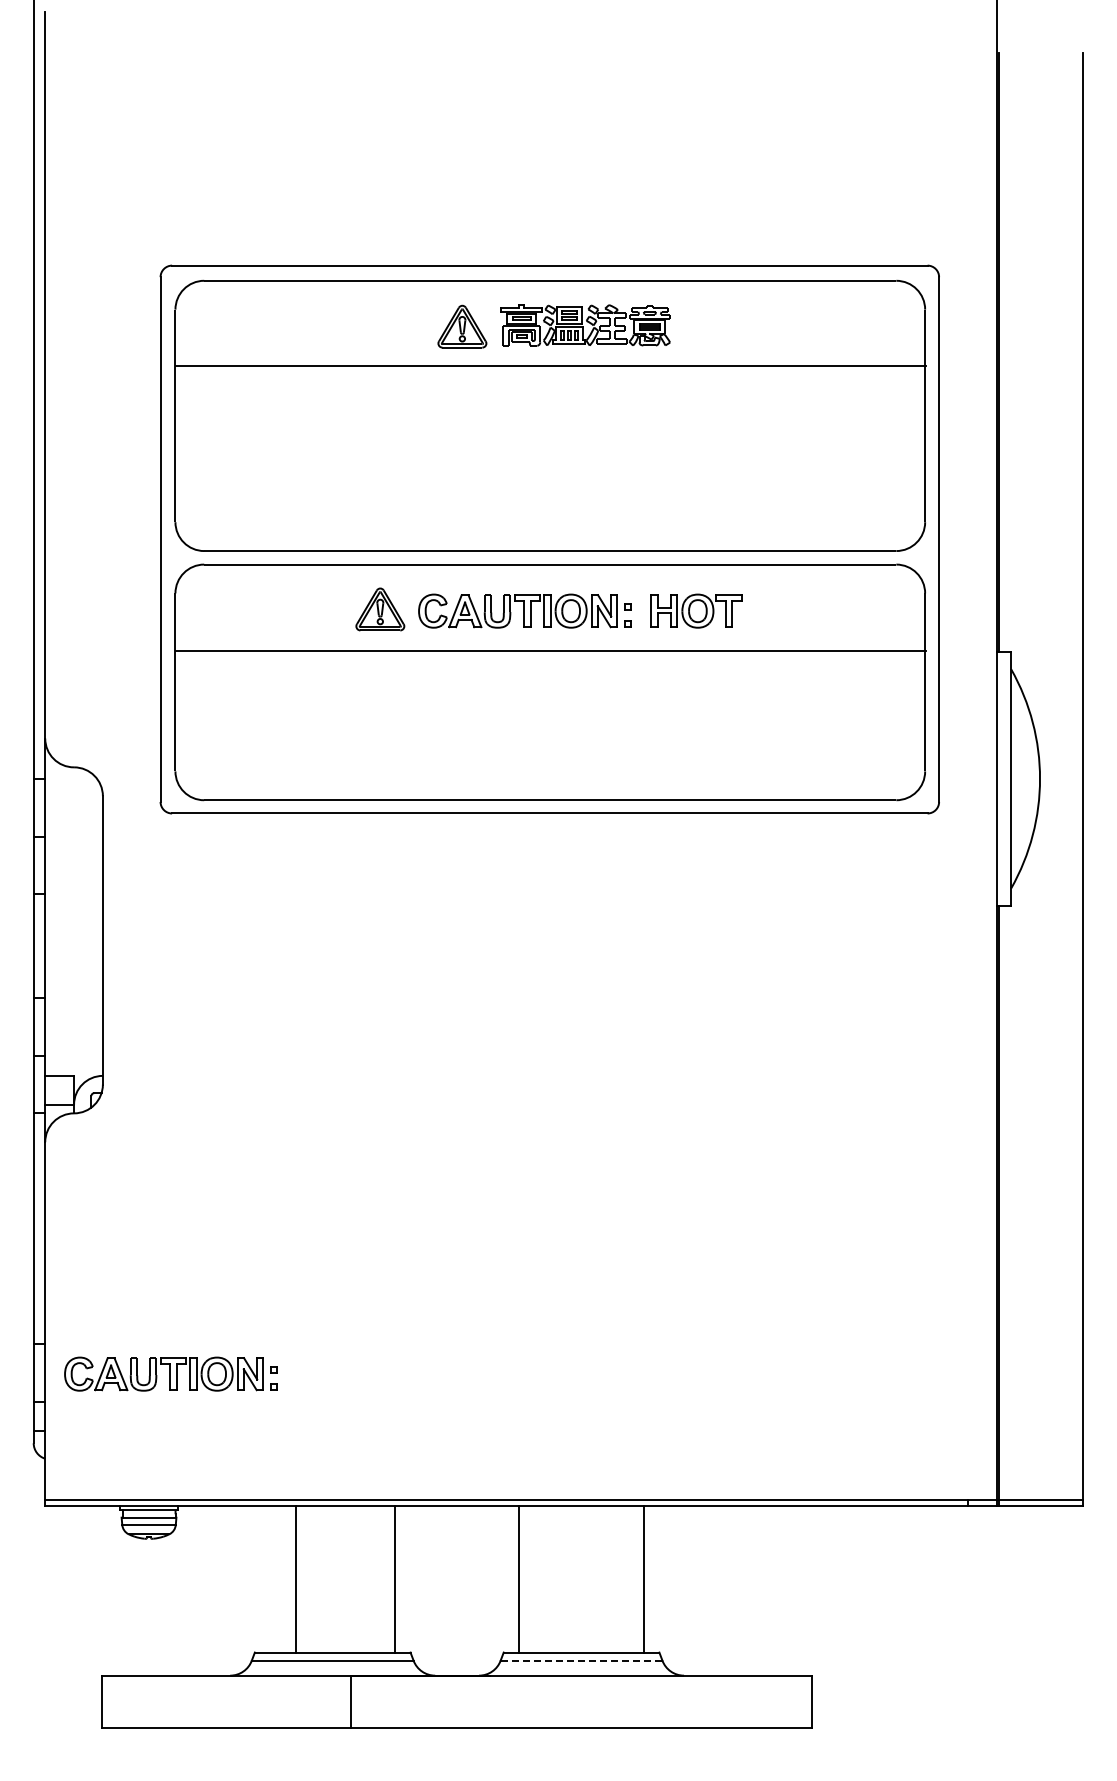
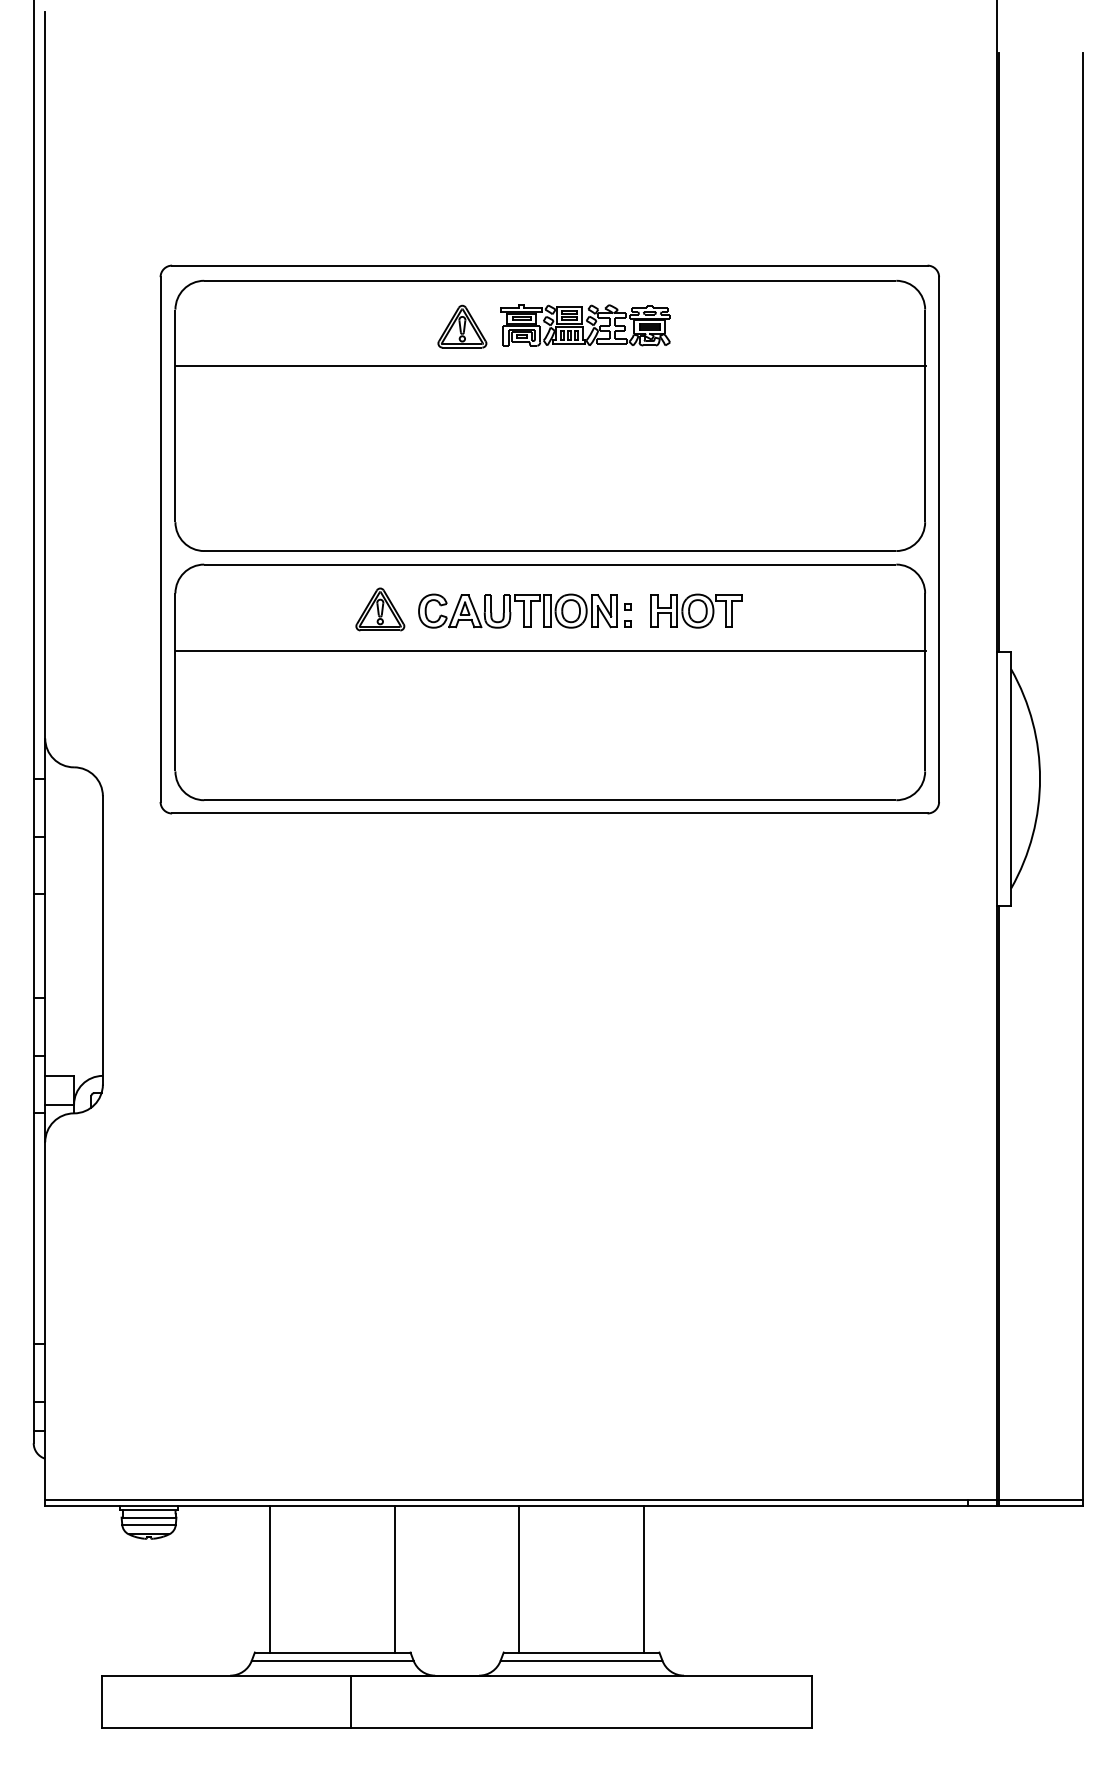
part: present -> none (170, 1373)
line position: (296, 1578) -> (270, 1578) (270, 1578)
line: dashed -> solid (581, 1660)
